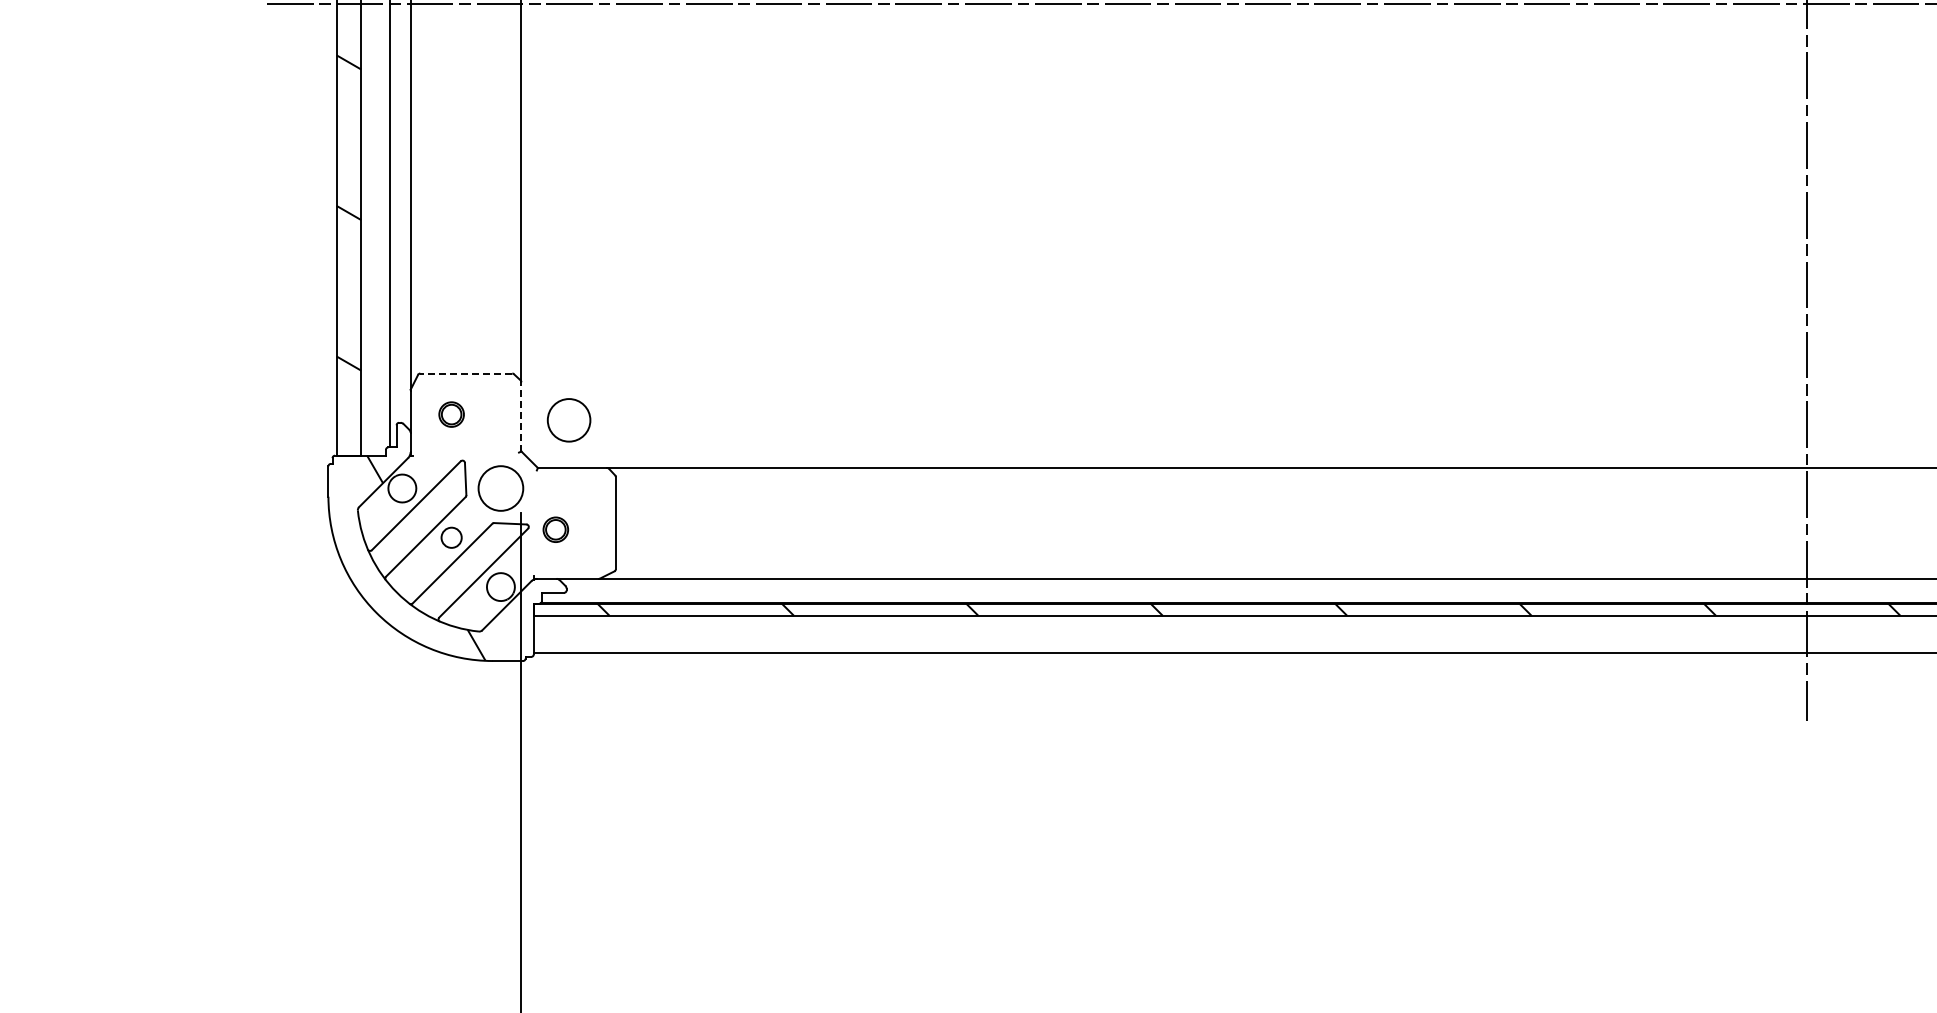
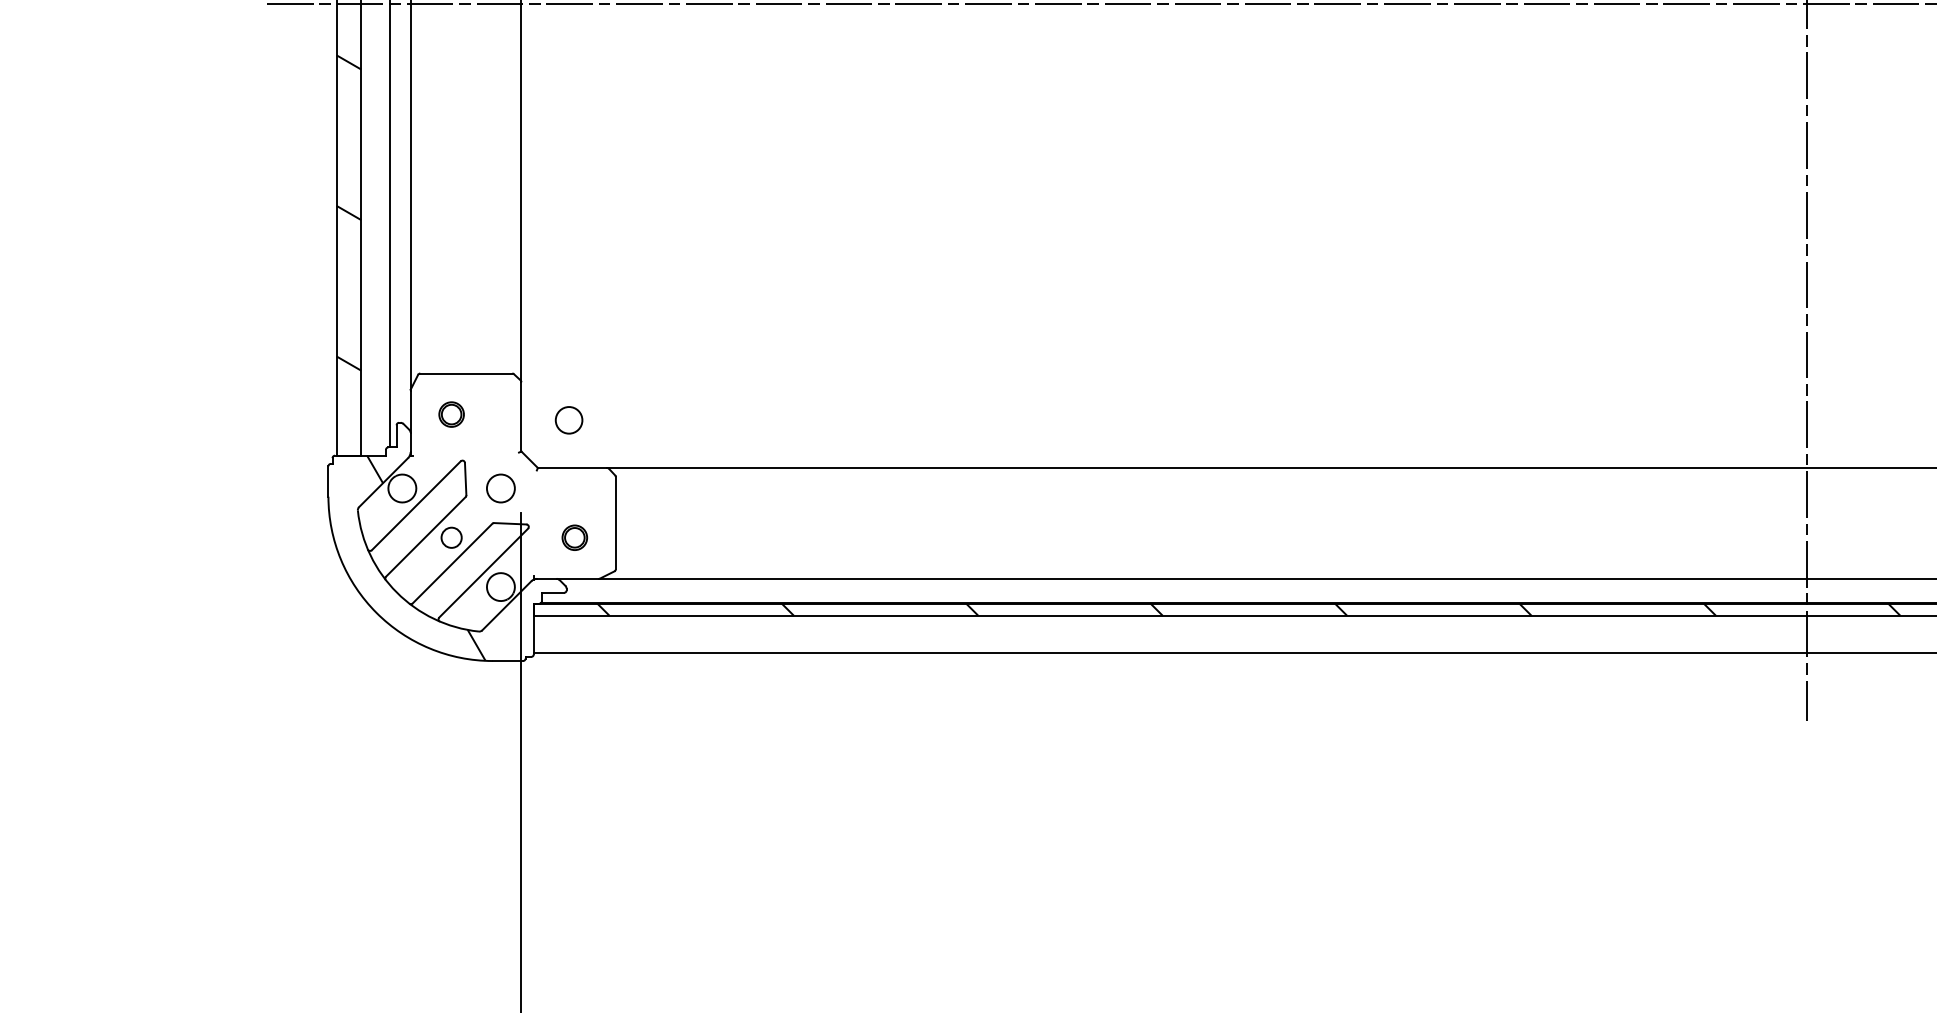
line: dashed -> solid (466, 373)
line: dashed -> solid (521, 416)
circle diameter: 43 px -> 27 px (568, 420)
circle diameter: 45 px -> 28 px (500, 488)
part position: (555, 529) -> (574, 537) (574, 537)
